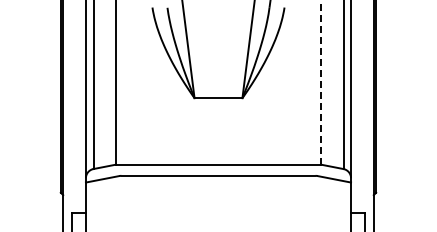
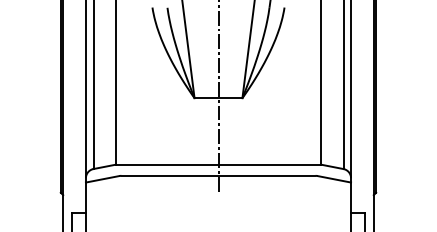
line: dashed -> solid (321, 81)
line: none -> present (218, 96)
